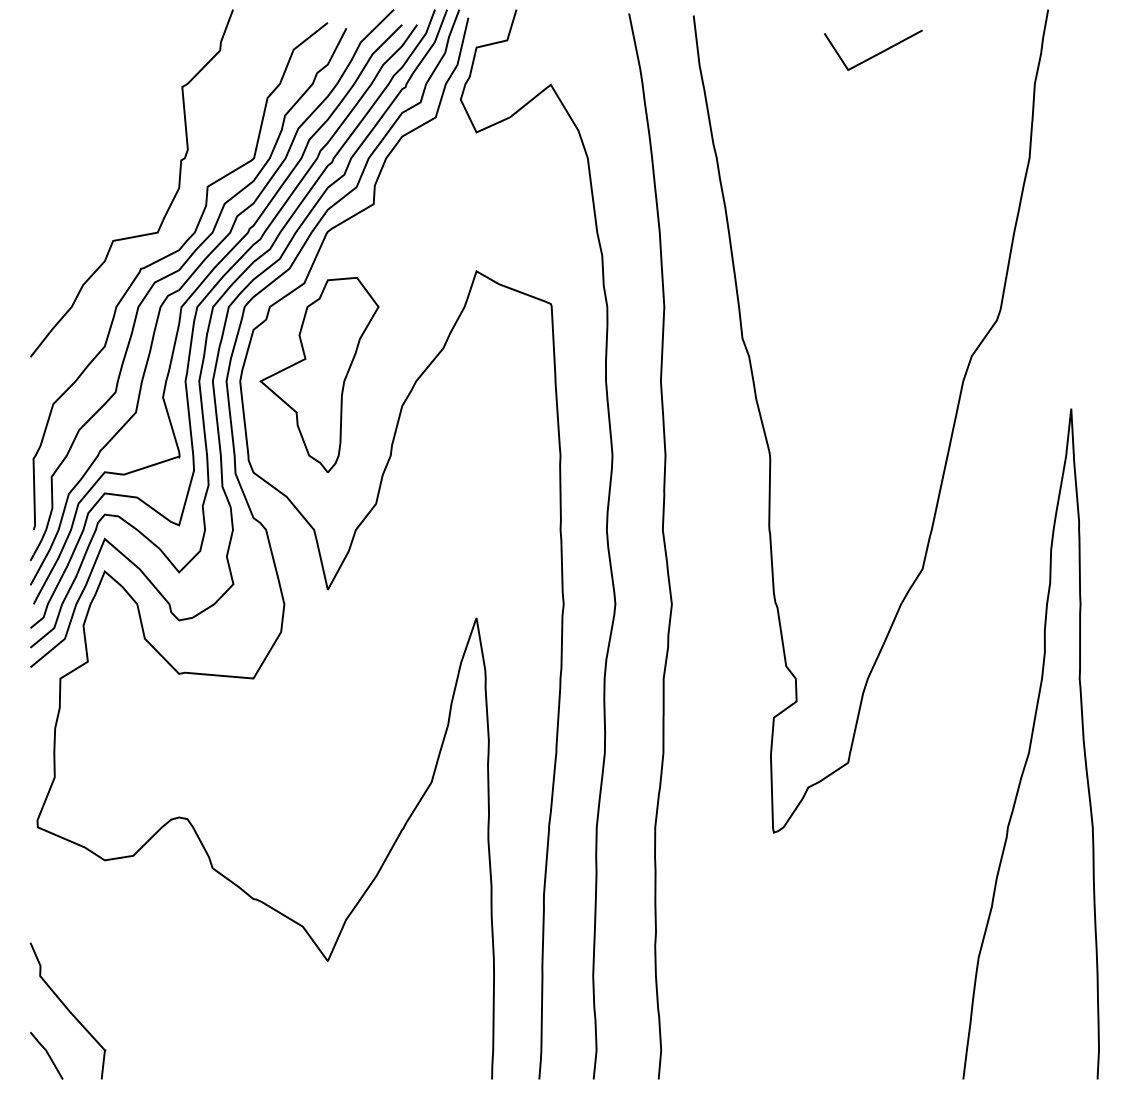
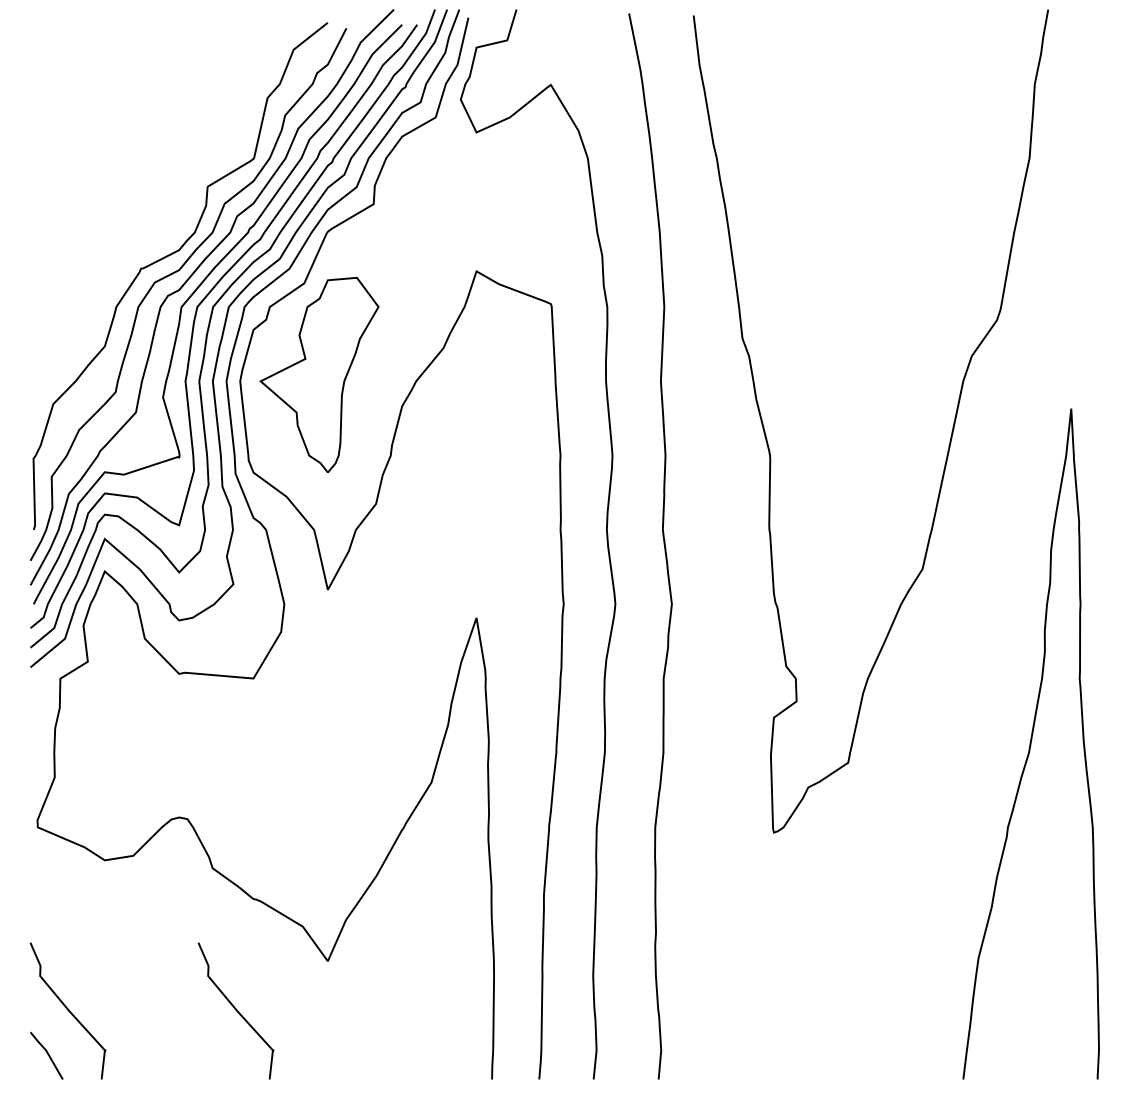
line: present -> none (875, 54)
curve: present -> none (170, 202)
curve: none -> present (235, 1010)
